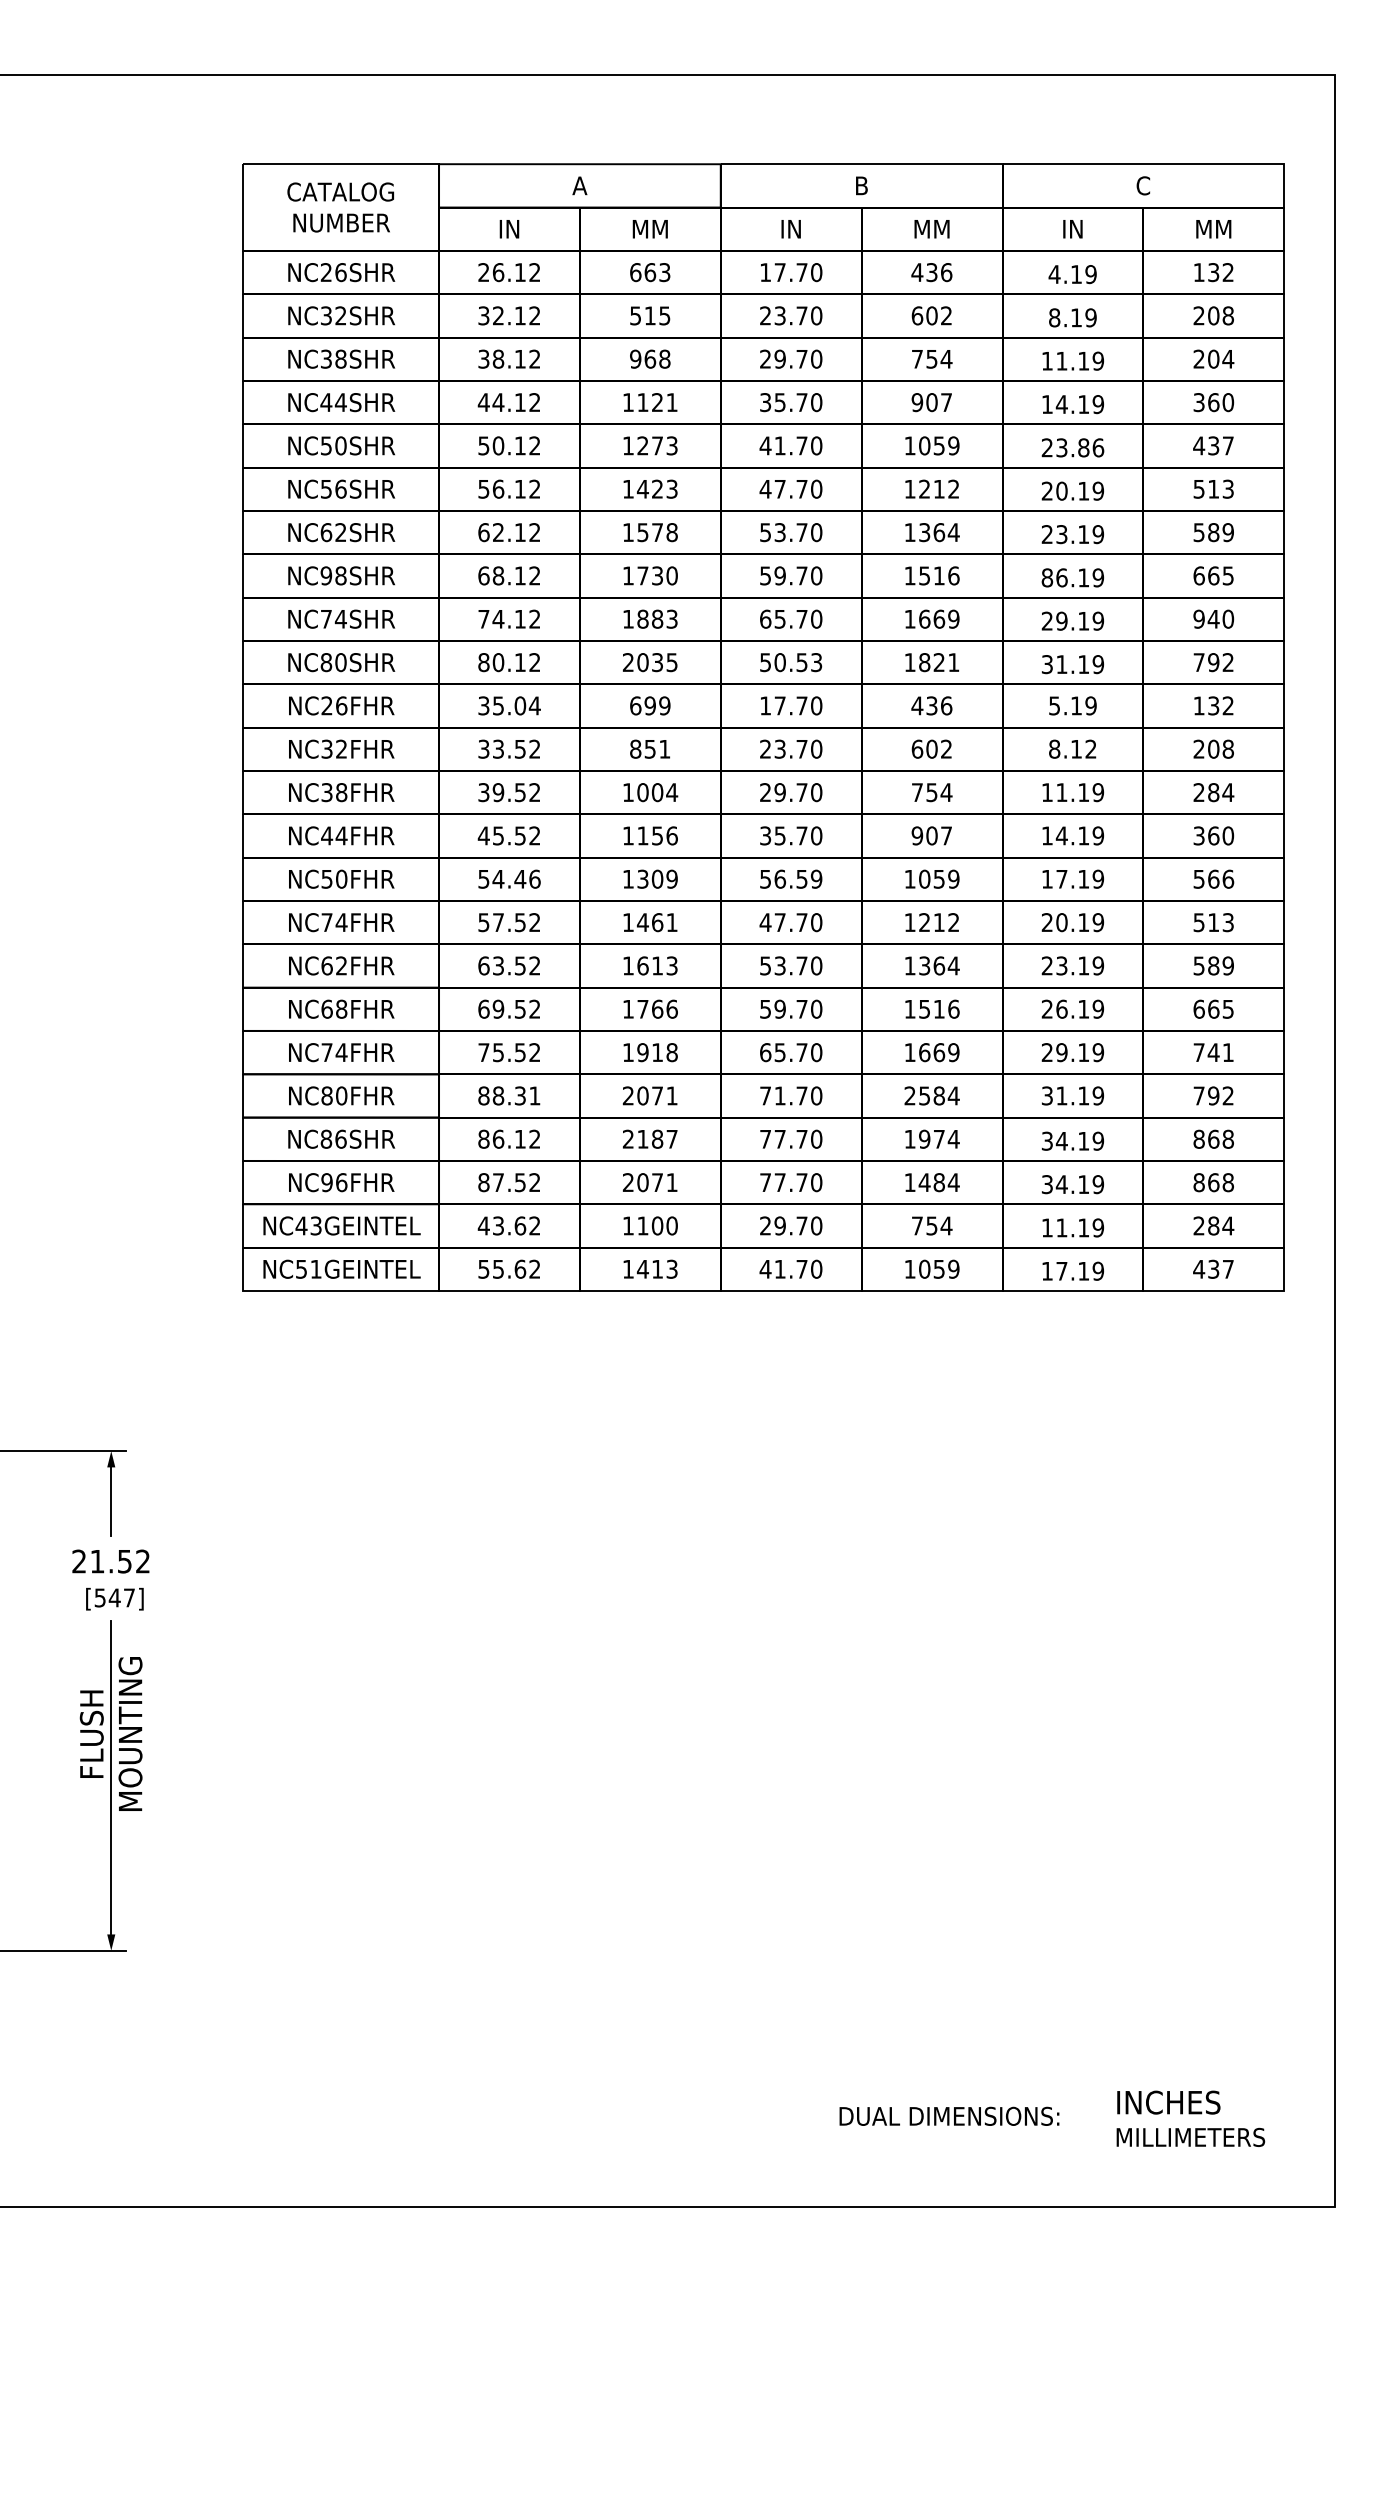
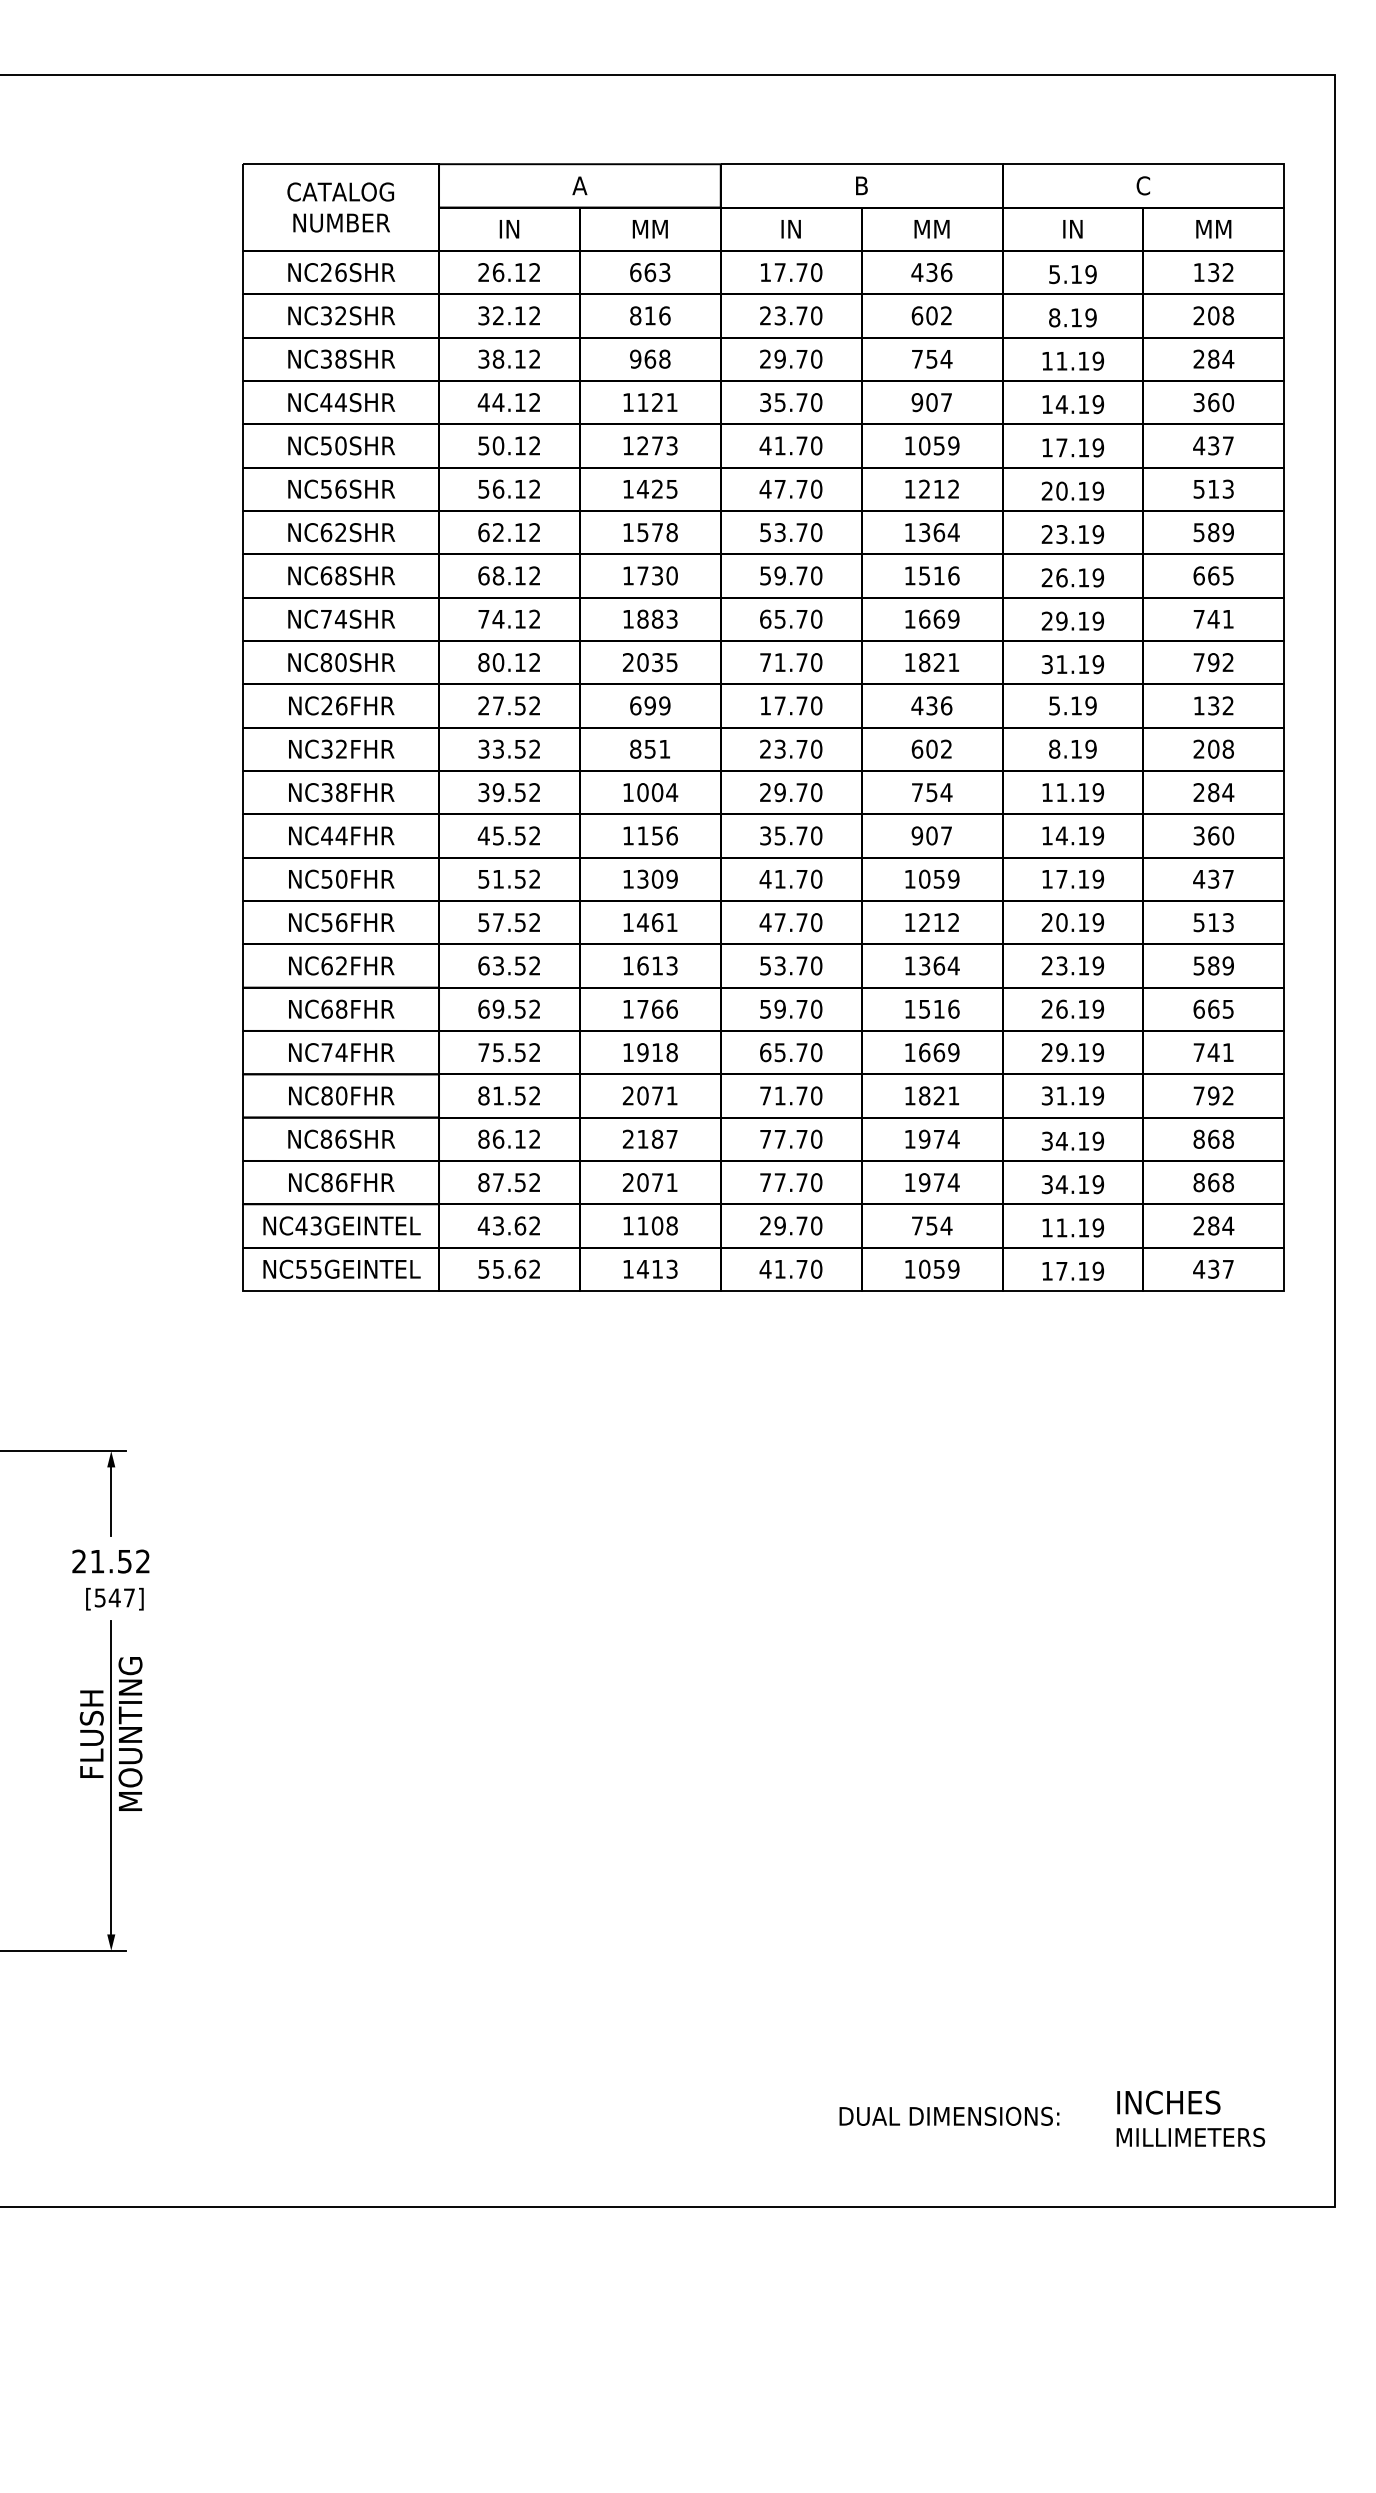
text: 4.19 -> 5.19 (1054, 274)
text: 515 -> 816 (650, 315)
text: 204 -> 284 (1213, 359)
text: 23.86 -> 17.19 (1072, 447)
text: 1423 -> 1425 (672, 488)
text: NC98SHR -> NC68SHR (326, 575)
text: 86.19 -> 26.19 (1047, 577)
text: 940 -> 741 (1213, 618)
text: 50.53 -> 71.70 (791, 662)
text: 35.04 -> 27.52 (509, 705)
text: 8.12 -> 8.19 (1090, 748)
text: 54.46 -> 51.52 (516, 878)
text: 56.59 -> 41.70 (790, 878)
text: 566 -> 437 (1213, 878)
text: NC74FHR -> NC56FHR (334, 922)
text: 88.31 -> 81.52 (516, 1095)
text: 2584 -> 1821 (931, 1095)
text: NC96FHR -> NC86FHR (326, 1182)
text: 1484 -> 1974 (931, 1182)
text: 1100 -> 1108 (671, 1225)
text: NC51GEINTEL -> NC55GEINTEL (315, 1269)
